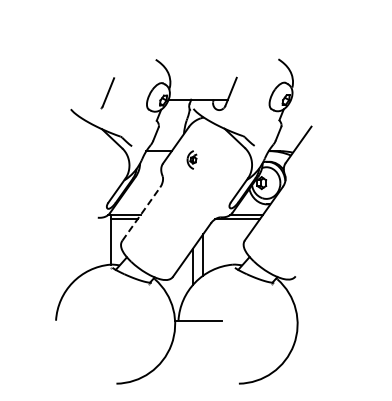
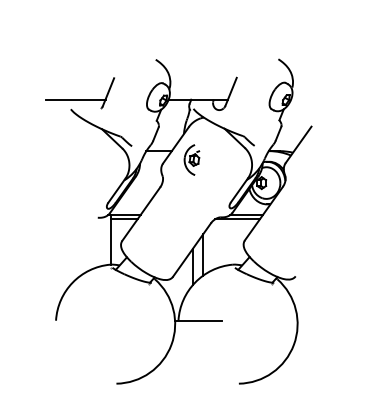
line: none -> present (75, 99)
part size: 12x20 px -> 18x32 px (191, 159)
line: dashed -> solid (141, 214)
